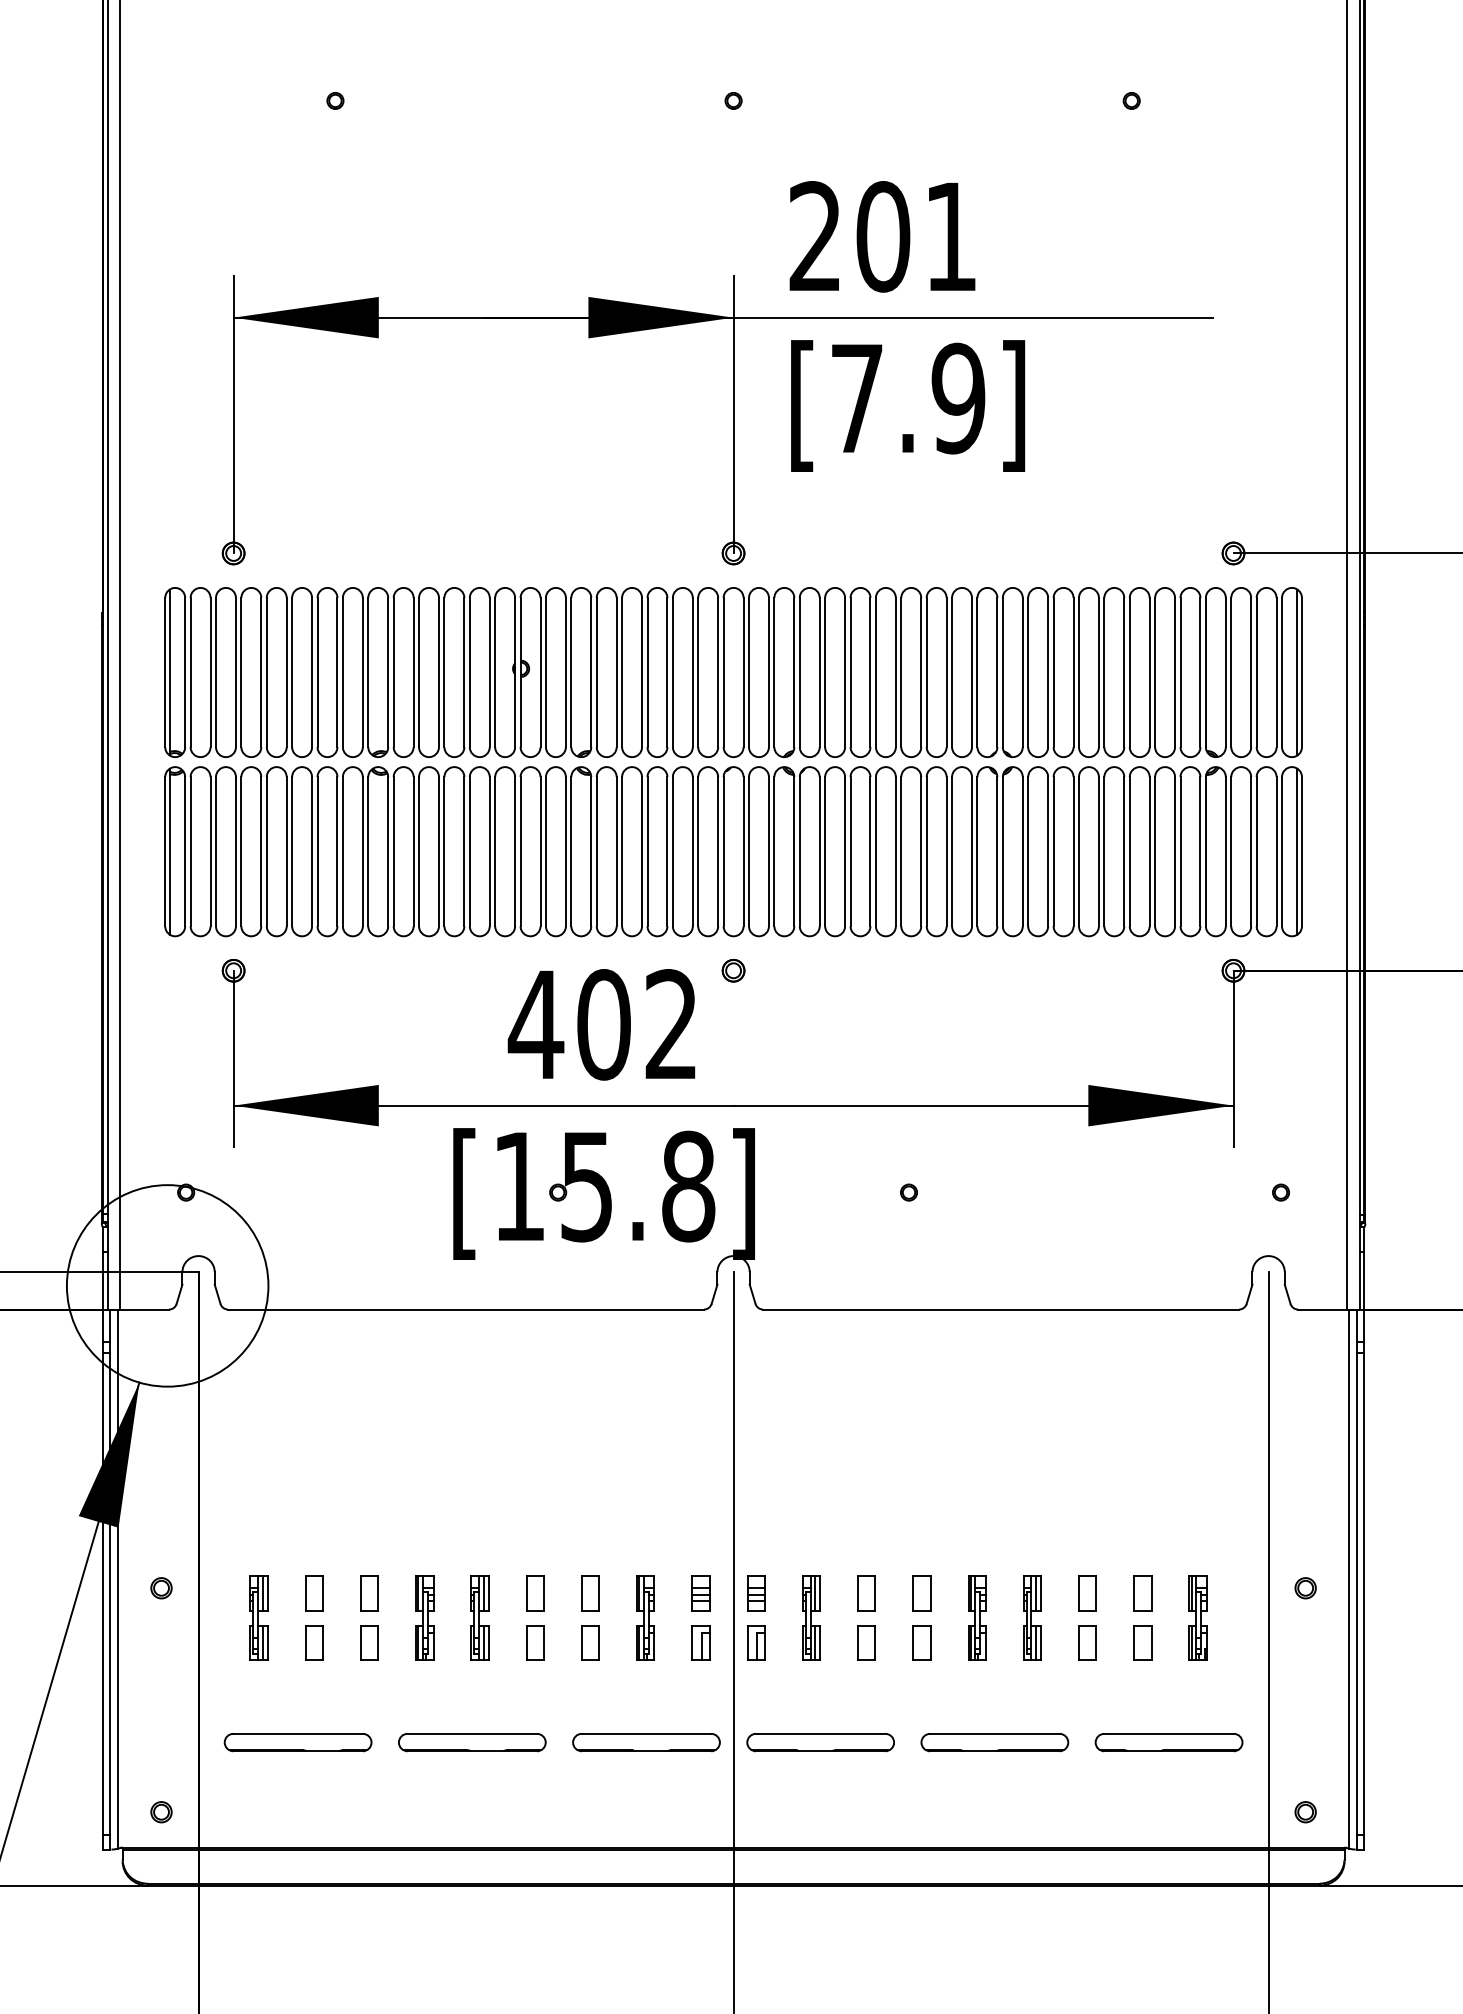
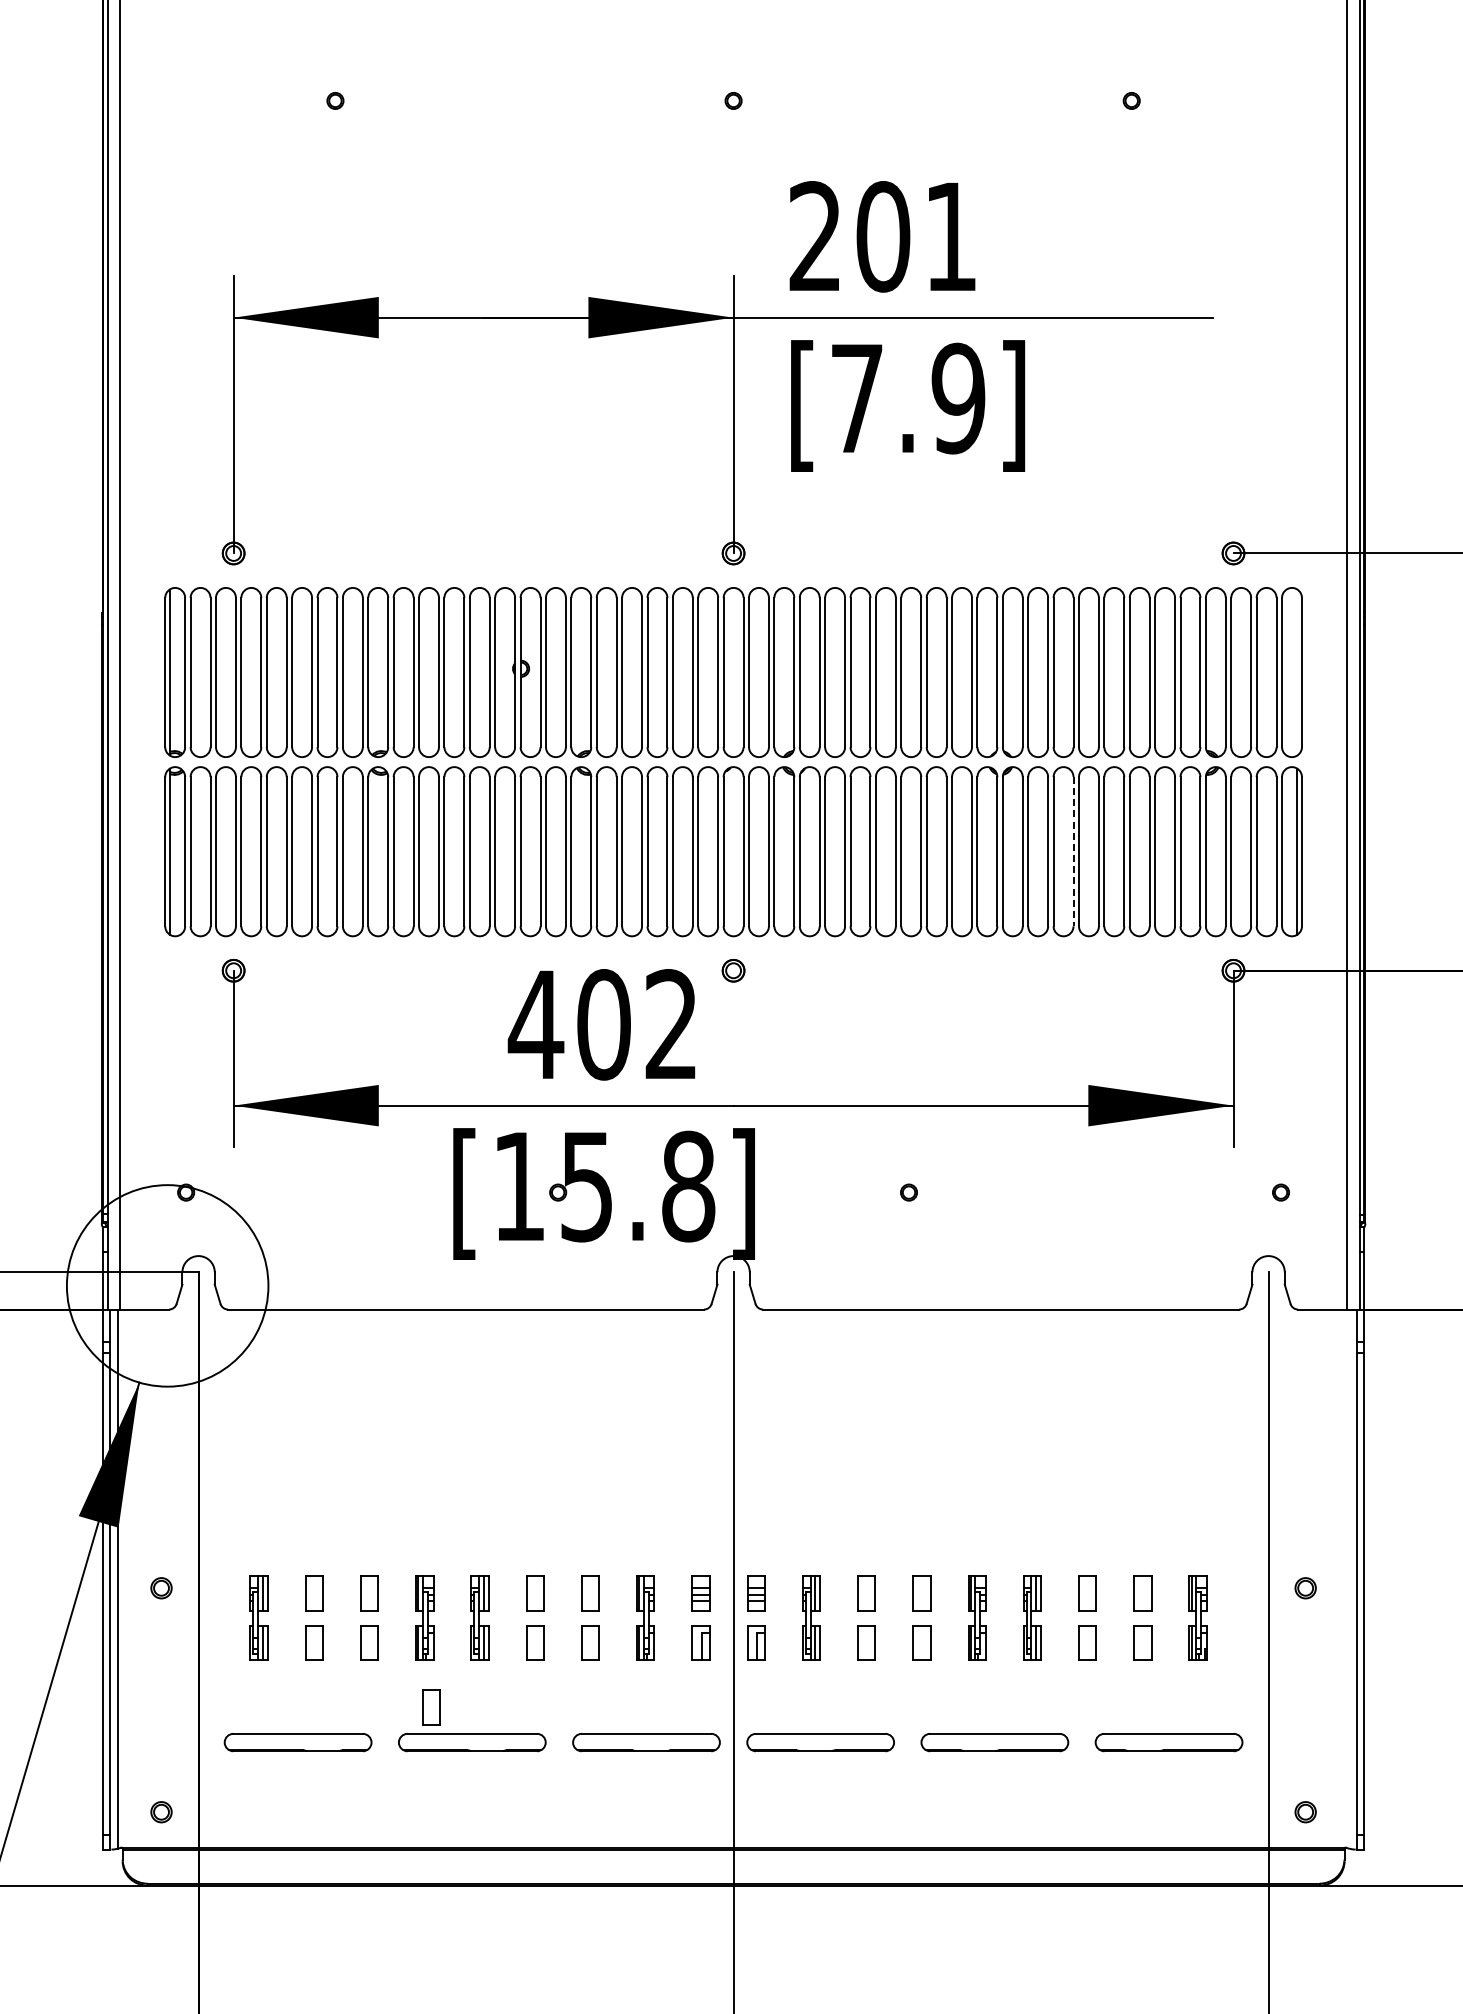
line: present -> none (1297, 672)
line: solid -> dashed (1073, 851)
line: present -> none (1349, 1578)
part: none -> present (431, 1707)
